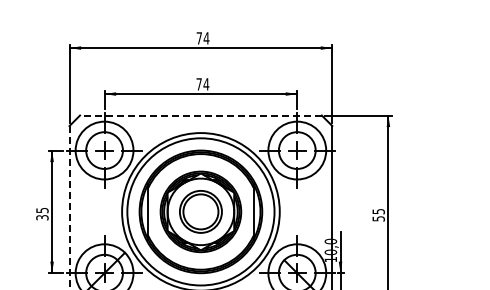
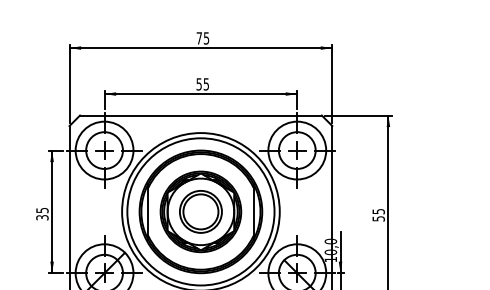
text: 74 -> 75 (206, 38)
text: 74 -> 55 (202, 84)
line: dashed -> solid (200, 115)
line: dashed -> solid (69, 207)
